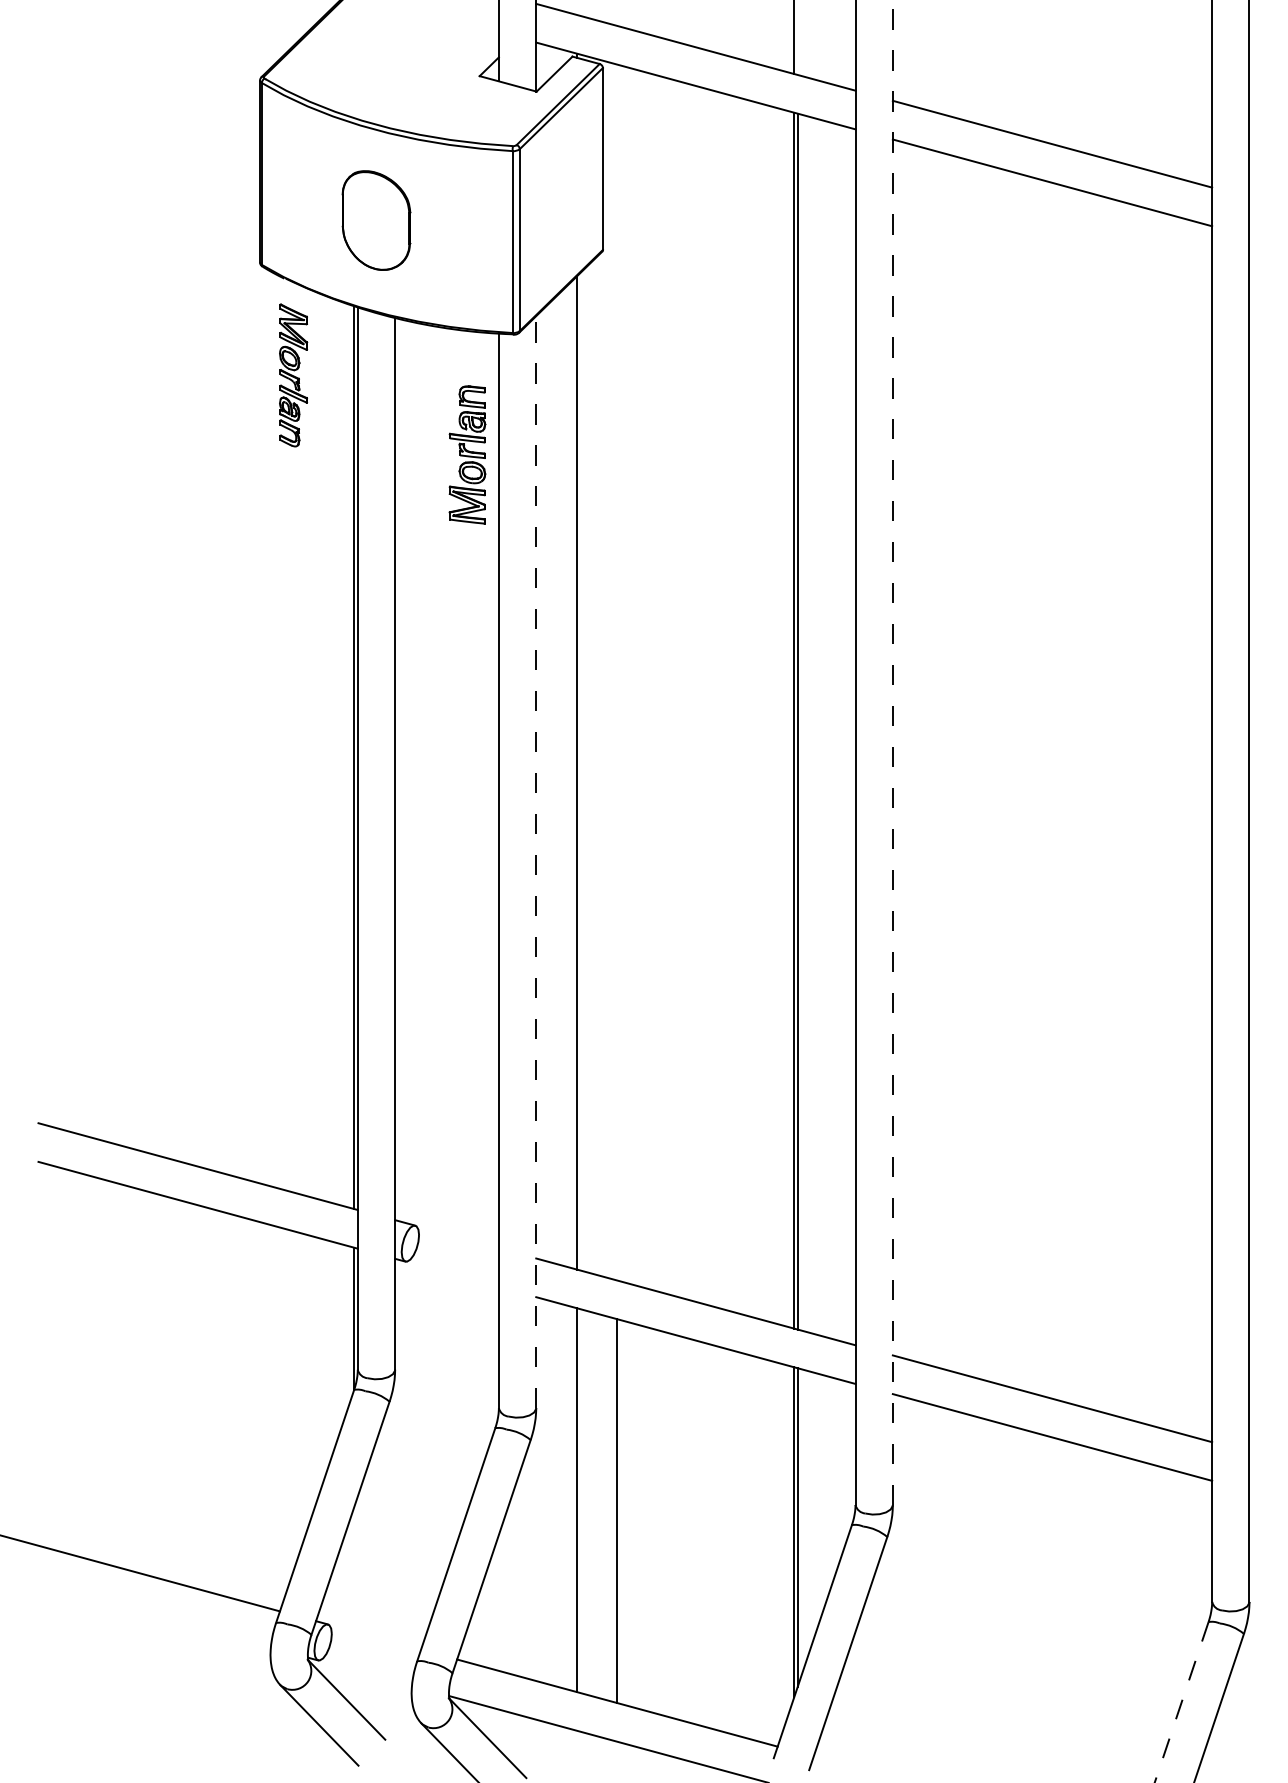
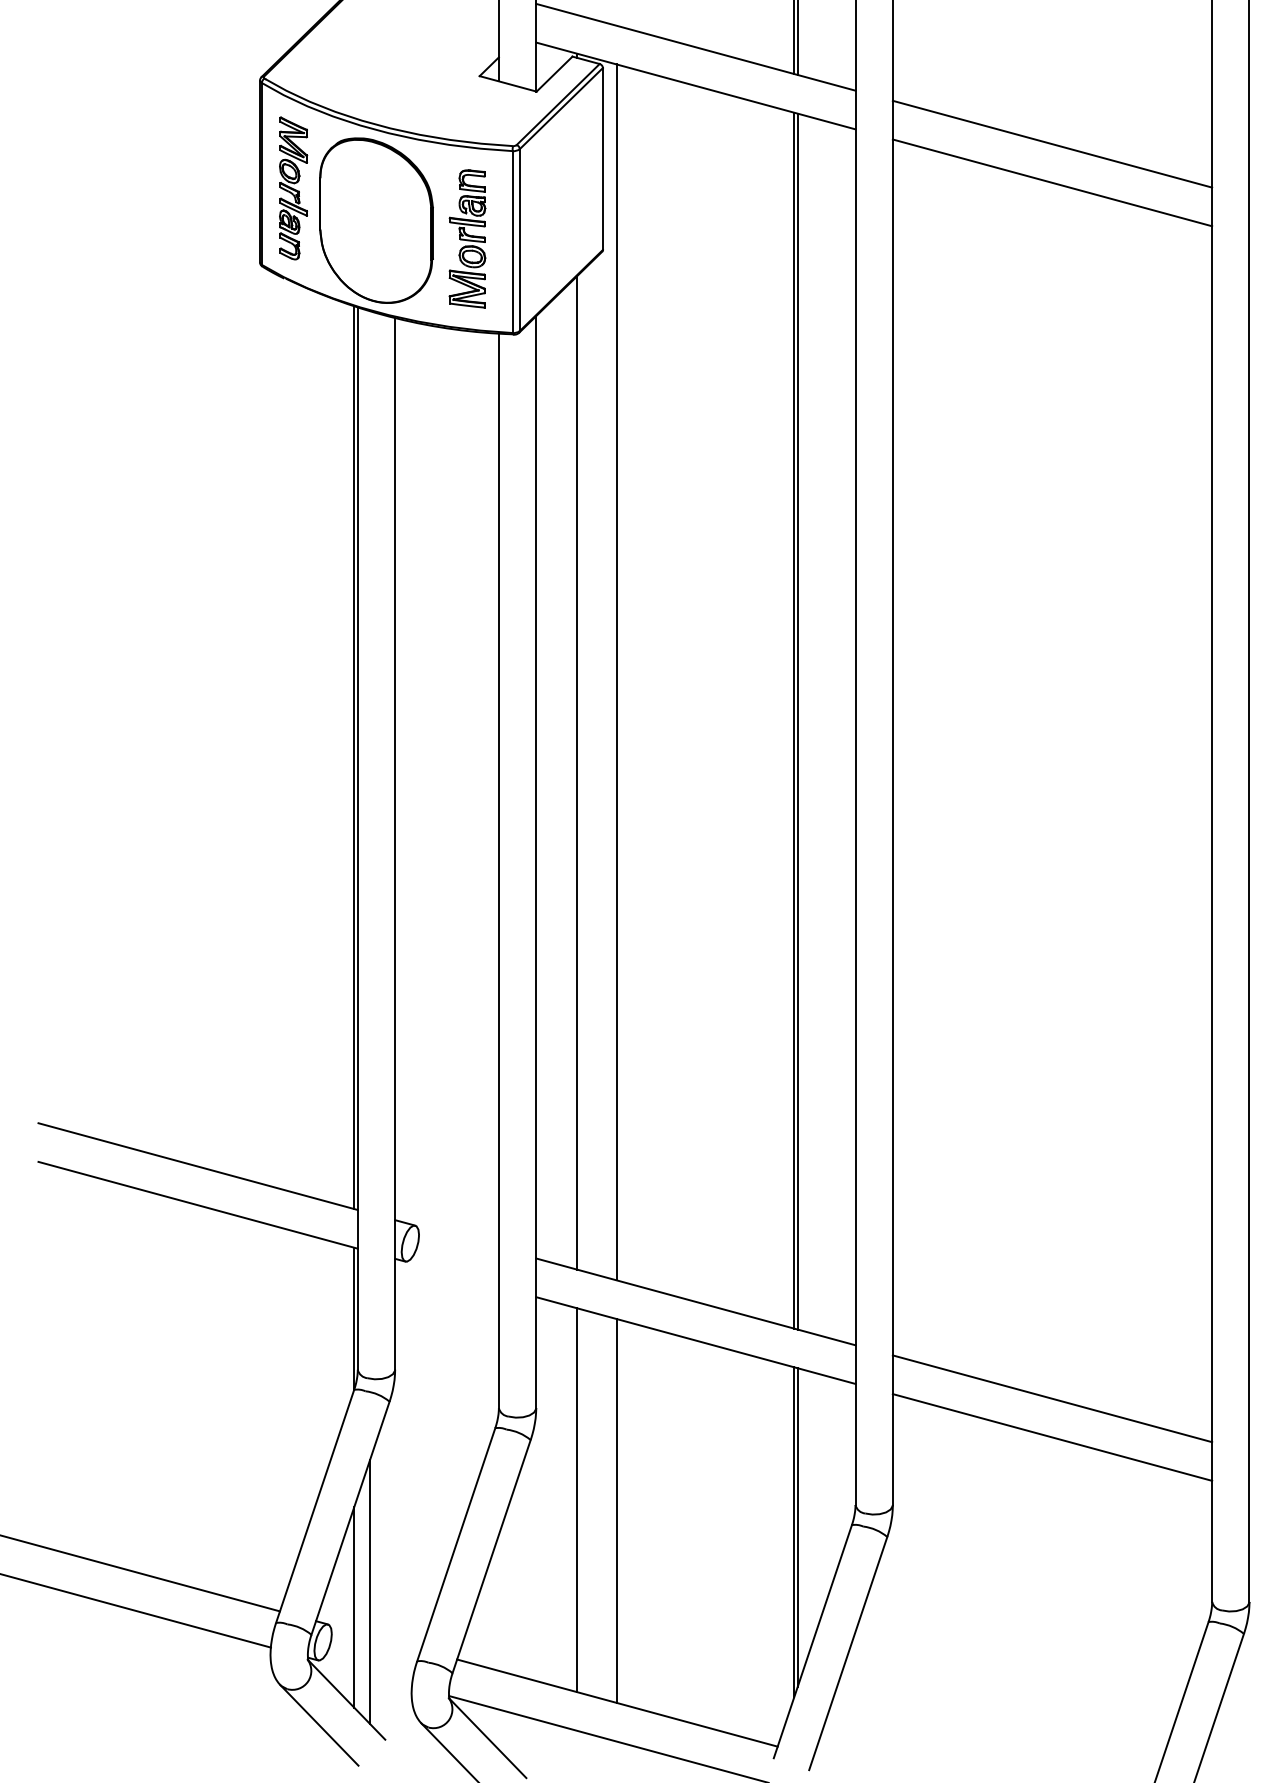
line: none -> present (797, 38)
part size: 71x101 px -> 115x167 px (376, 220)
part position: (293, 375) -> (293, 188) (293, 188)
part position: (467, 454) -> (467, 238) (467, 238)
line: none -> present (616, 672)
line: dashed -> solid (892, 752)
line: dashed -> solid (536, 862)
line: none -> present (369, 1591)
line: none -> present (354, 1607)
line: none -> present (136, 1610)
line: dashed -> solid (1181, 1702)
